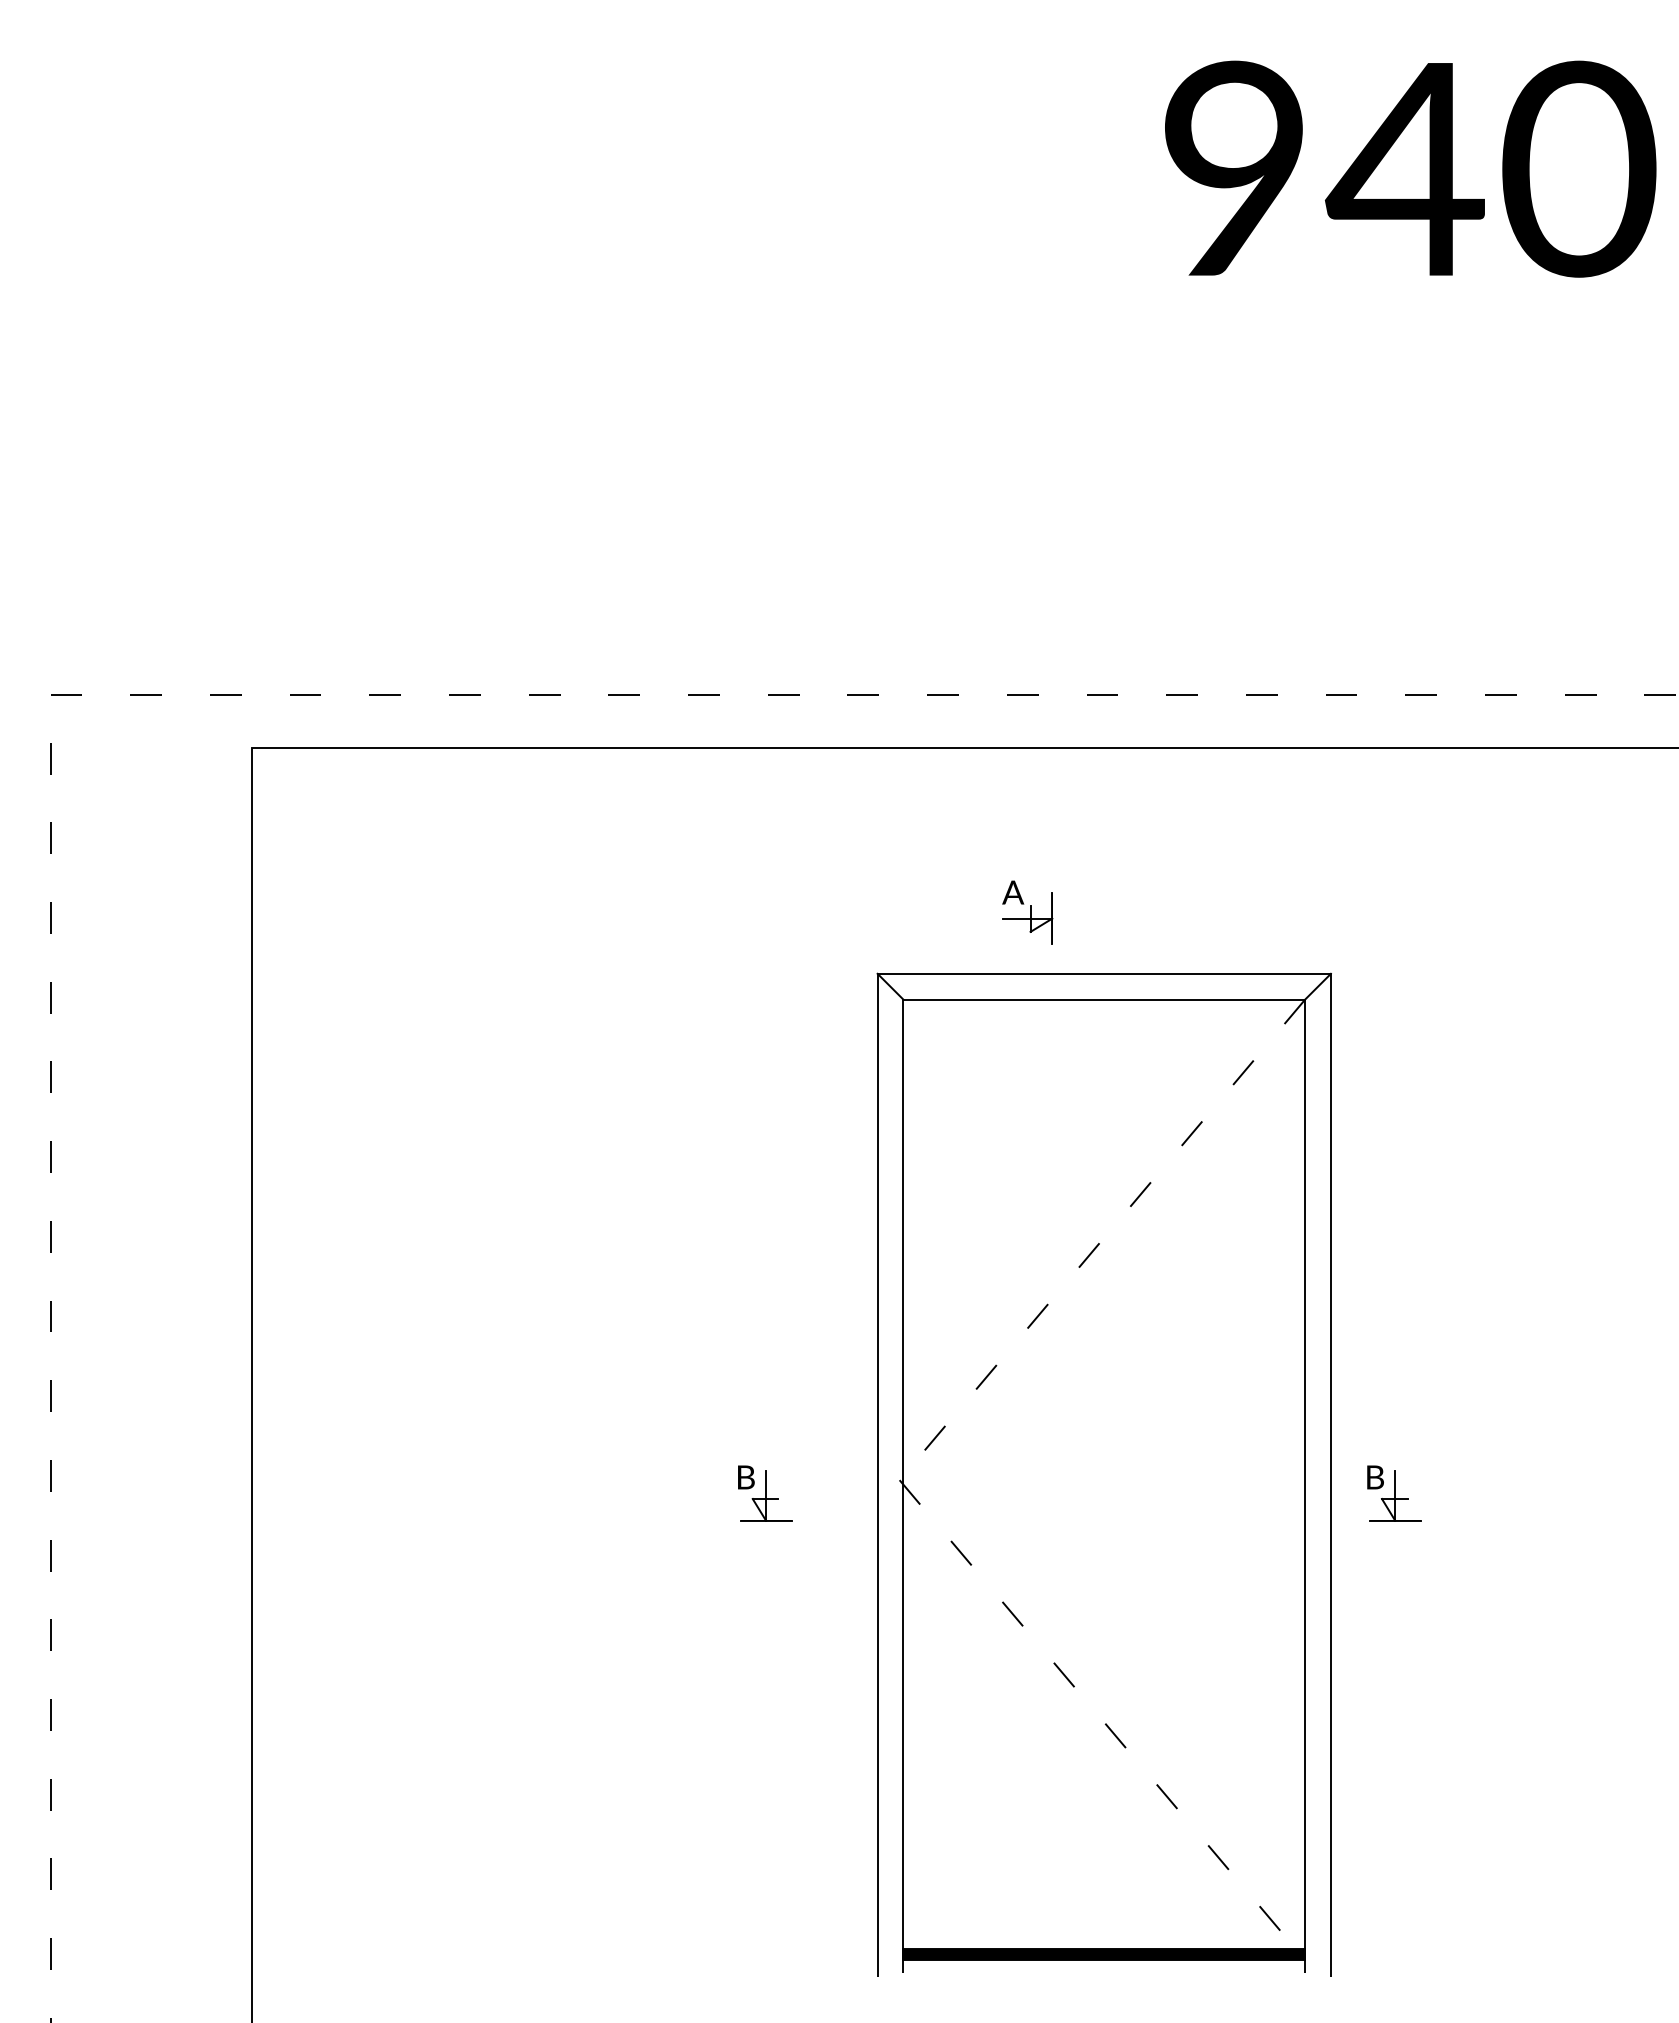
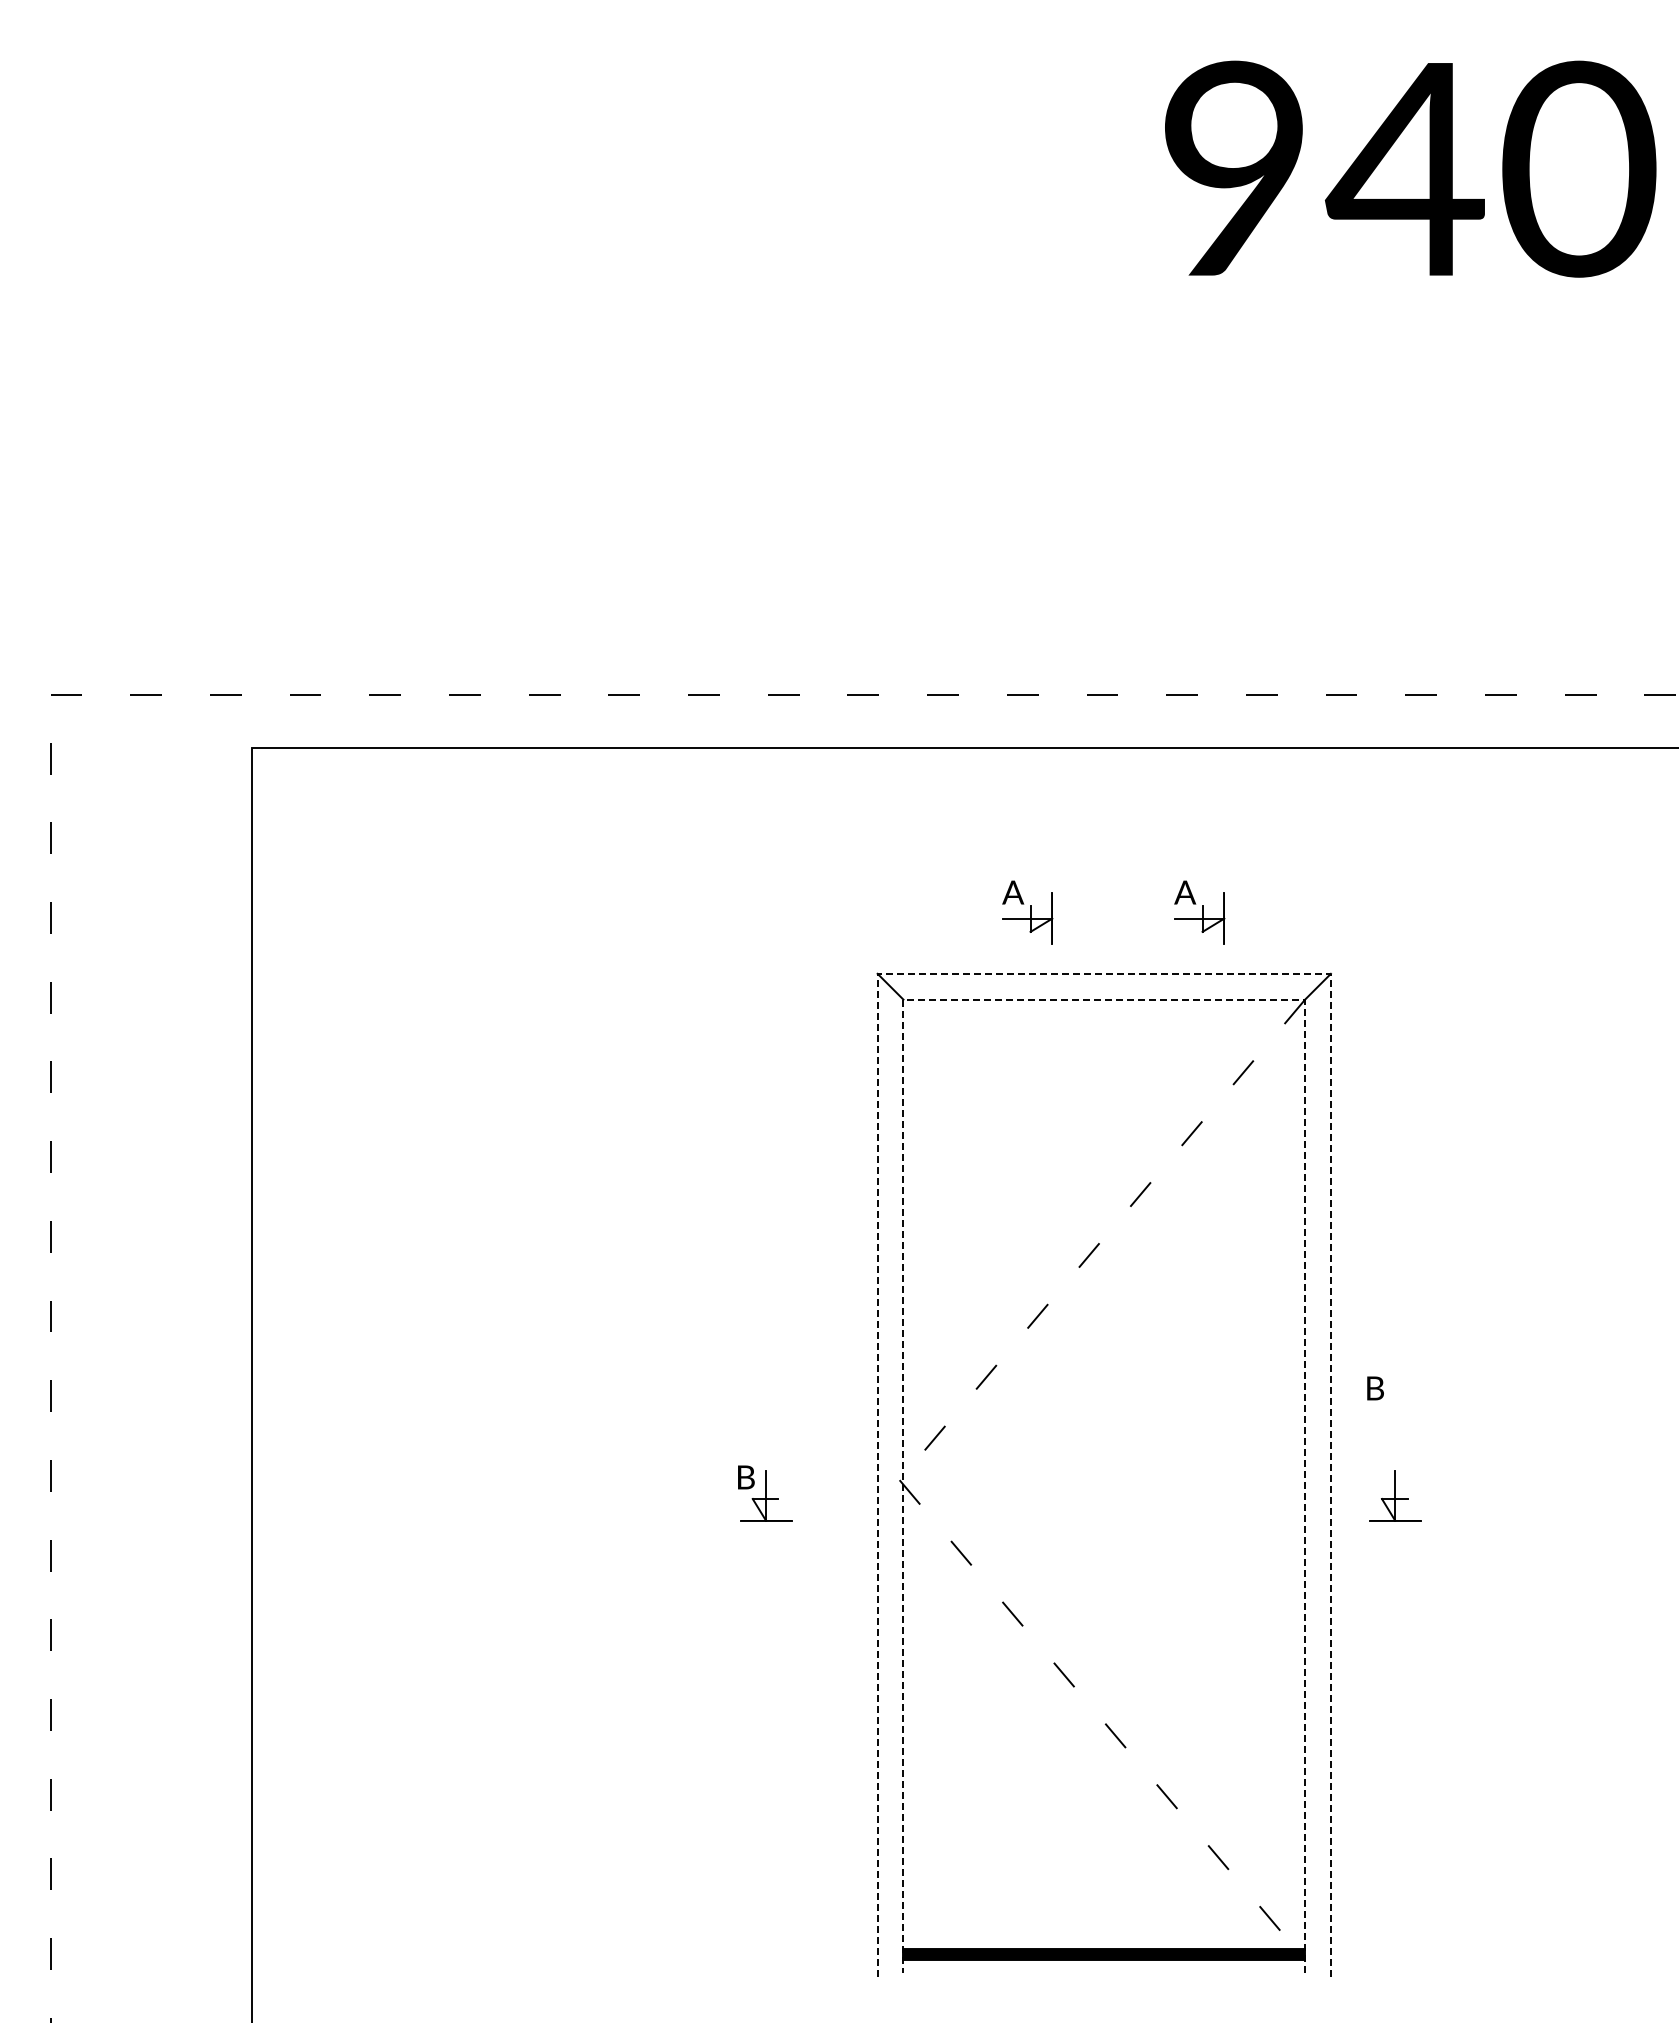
part: none -> present (1199, 912)
line: solid -> dashed (1104, 973)
line: solid -> dashed (1104, 999)
text position: (1375, 1477) -> (1375, 1388) (1375, 1388)
